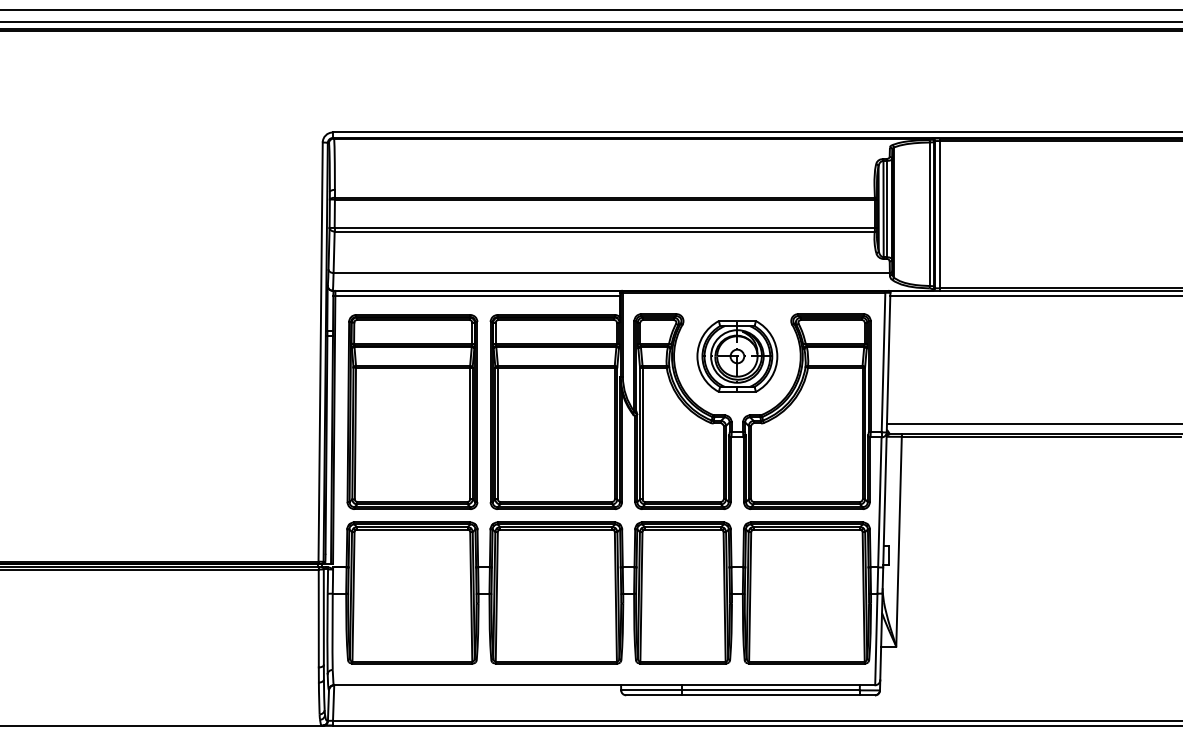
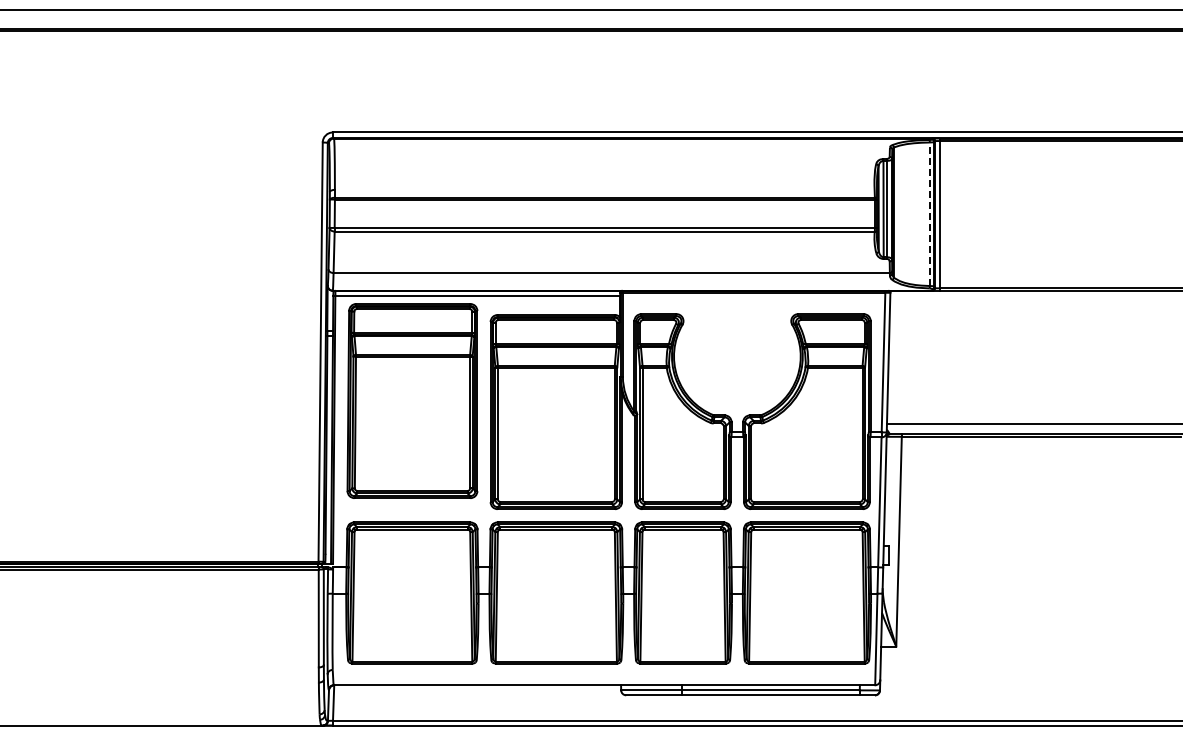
line: present -> none (590, 22)
line: solid -> dashed (929, 214)
line: present -> none (1034, 295)
part: present -> none (737, 356)
part position: (412, 411) -> (412, 400) (412, 400)
